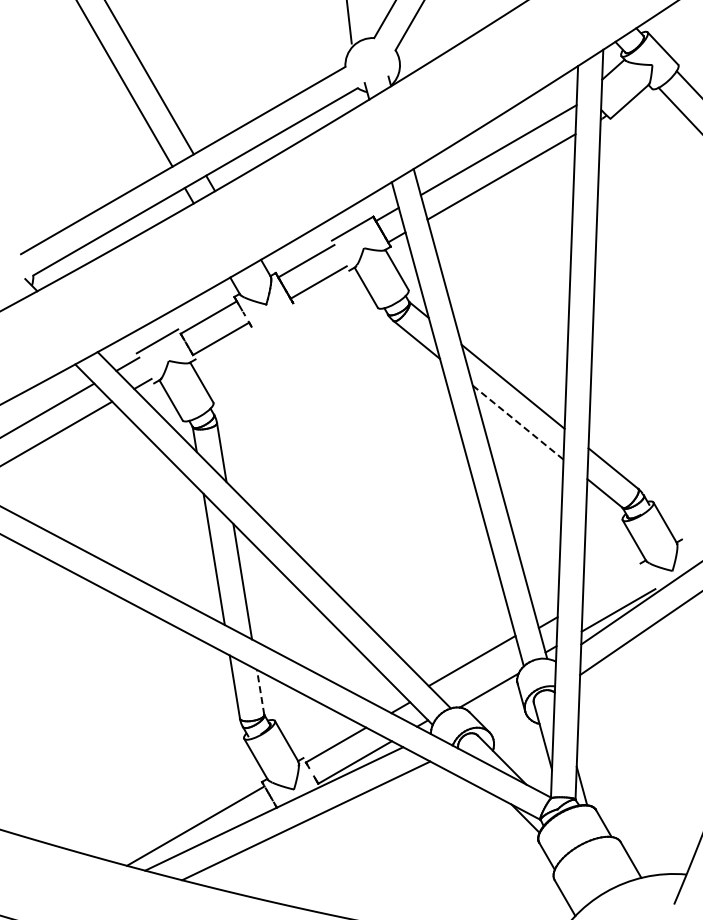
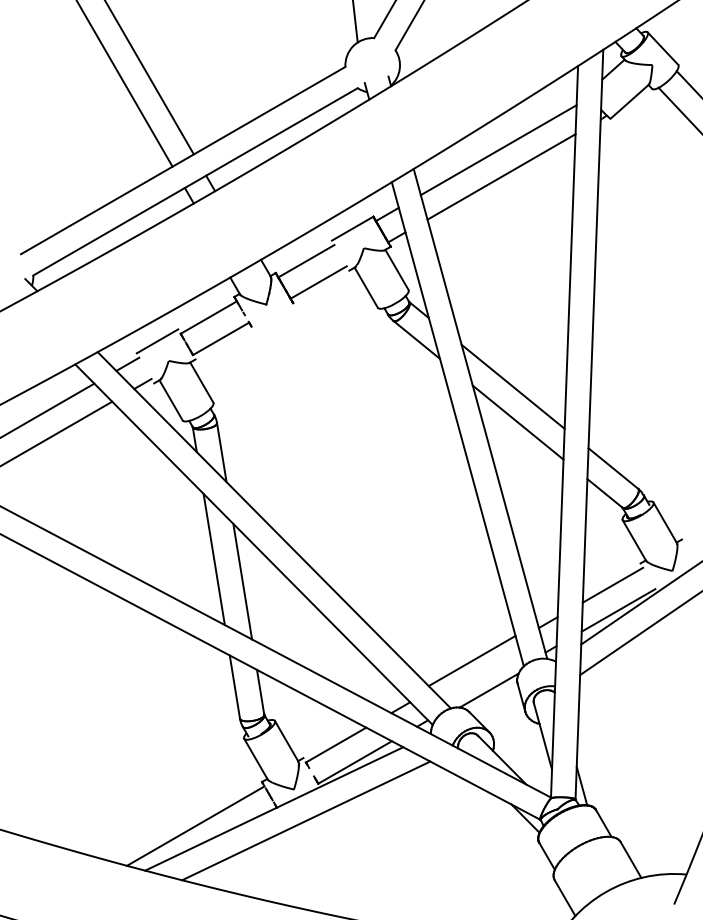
line position: (349, 22) -> (355, 22) (355, 22)
line: dashed -> solid (518, 422)
line: none -> present (612, 584)
line: dashed -> solid (260, 692)
